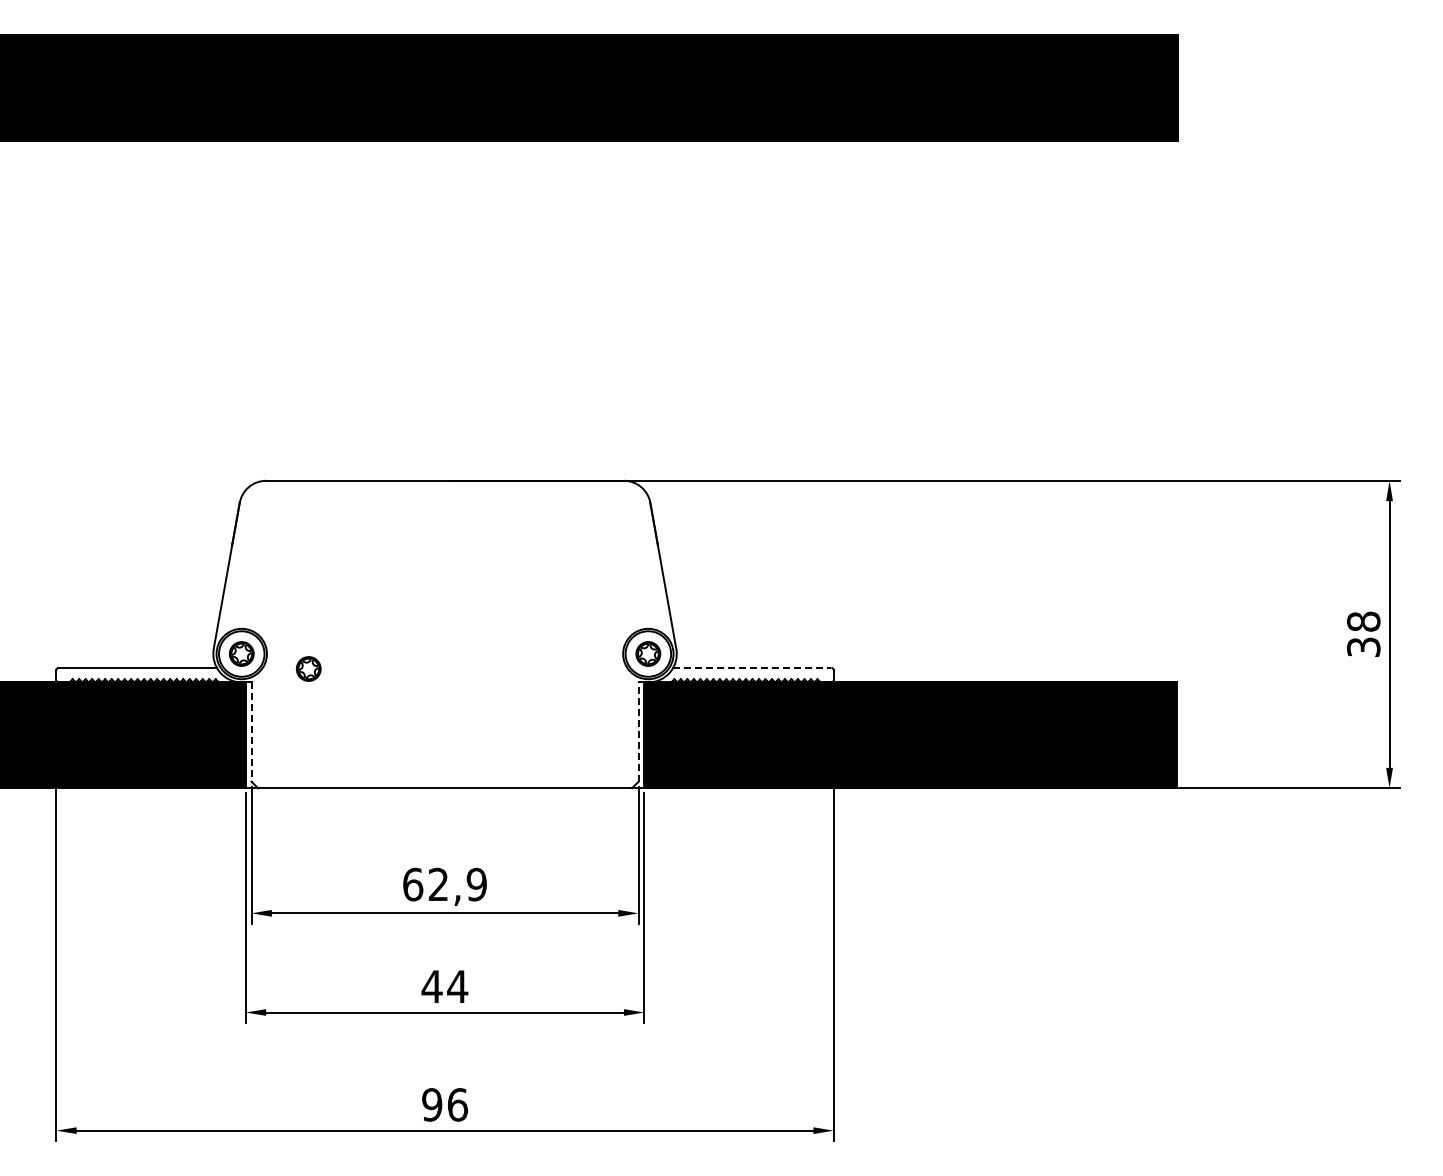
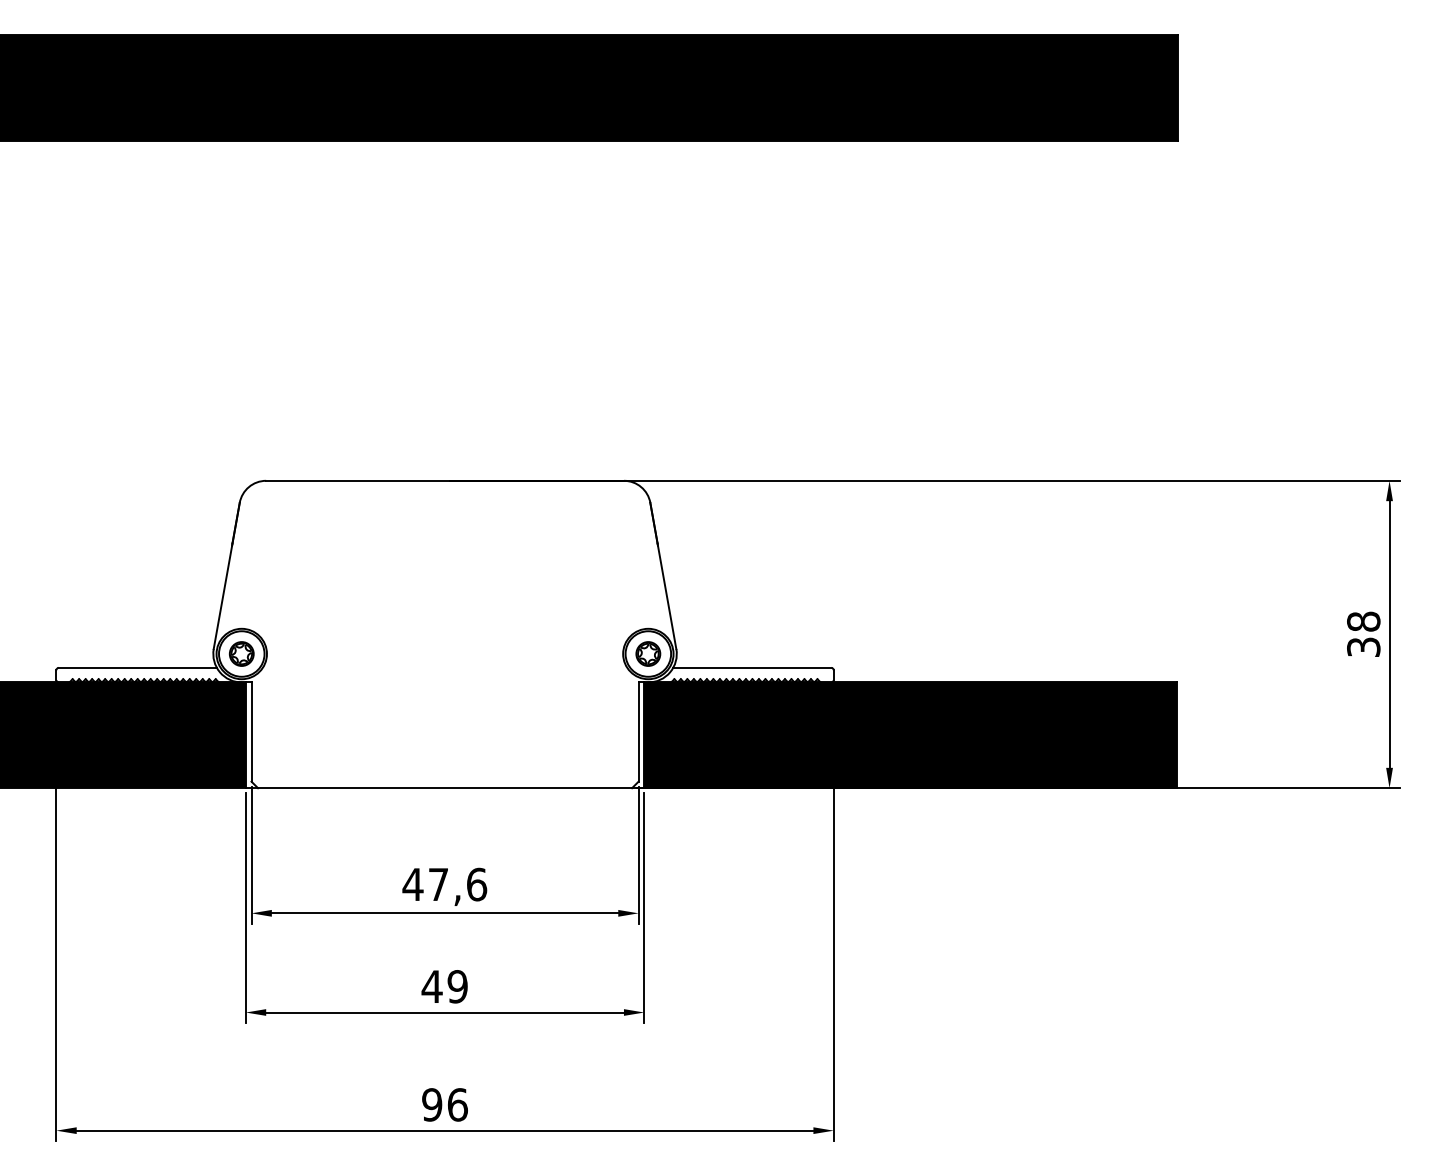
line: dashed -> solid (752, 667)
part: present -> none (308, 668)
line: dashed -> solid (251, 732)
line: dashed -> solid (638, 732)
text: 62,9 -> 47,6 (444, 884)
text: 44 -> 49 (457, 986)
